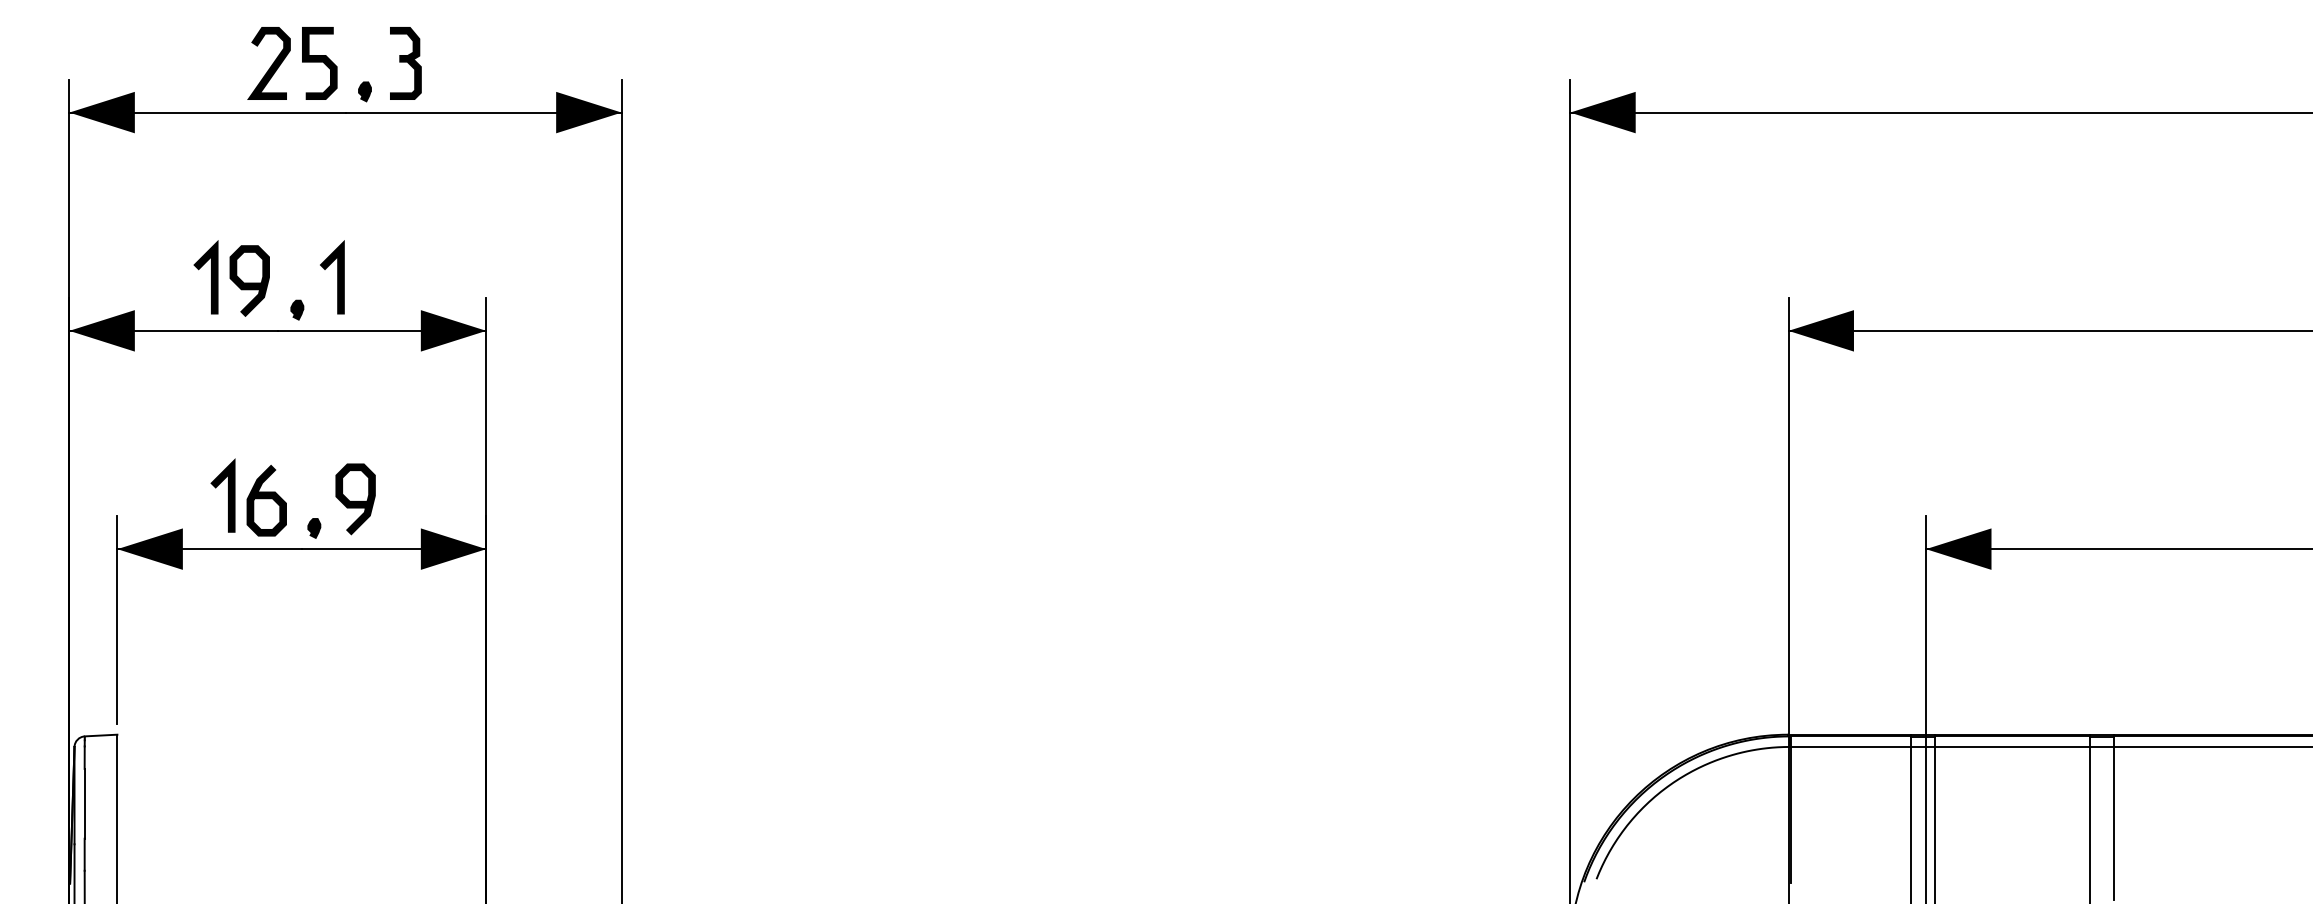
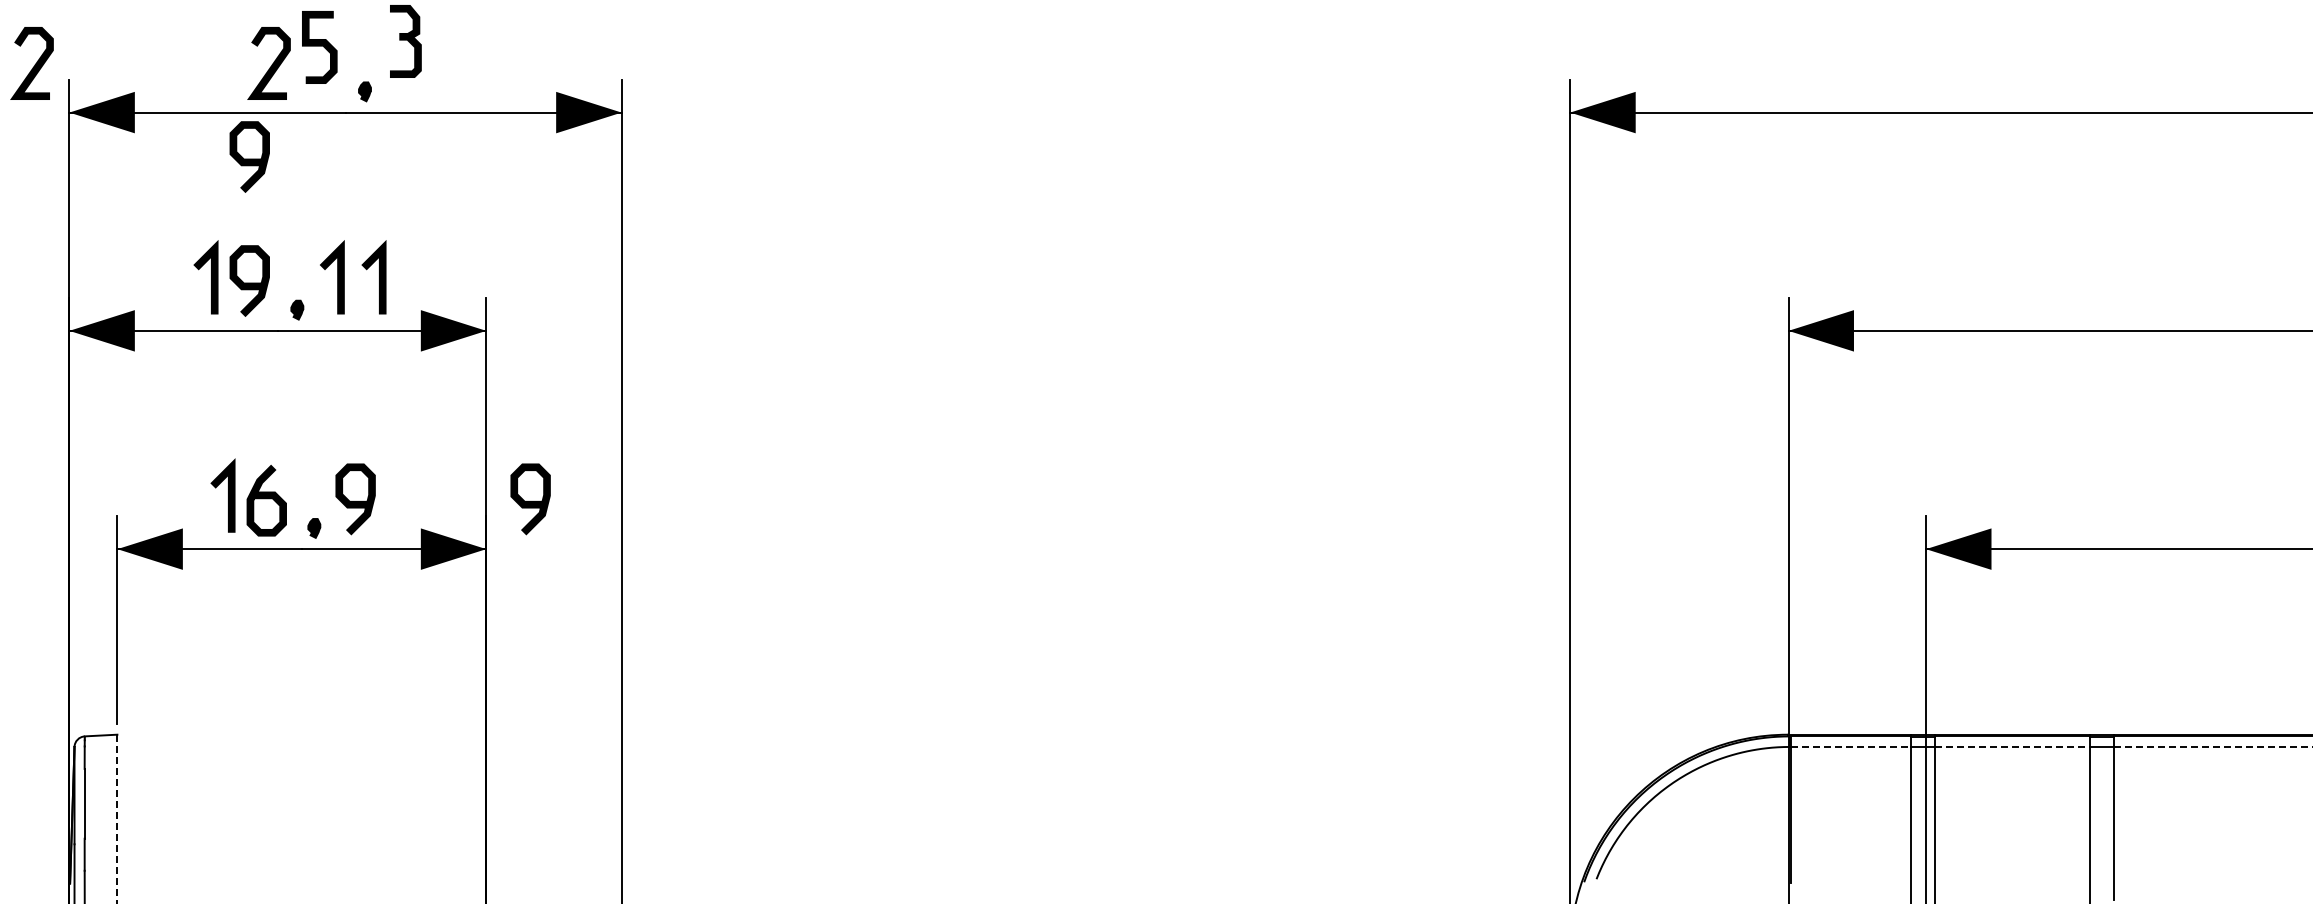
curve position: (319, 62) -> (319, 46) (319, 46)
part position: (405, 63) -> (405, 41) (405, 41)
curve: none -> present (34, 64)
curve: none -> present (249, 158)
line: none -> present (379, 277)
curve: none -> present (530, 501)
line: solid -> dashed (1851, 746)
line: solid -> dashed (2012, 746)
line: solid -> dashed (2213, 746)
line: solid -> dashed (117, 819)
